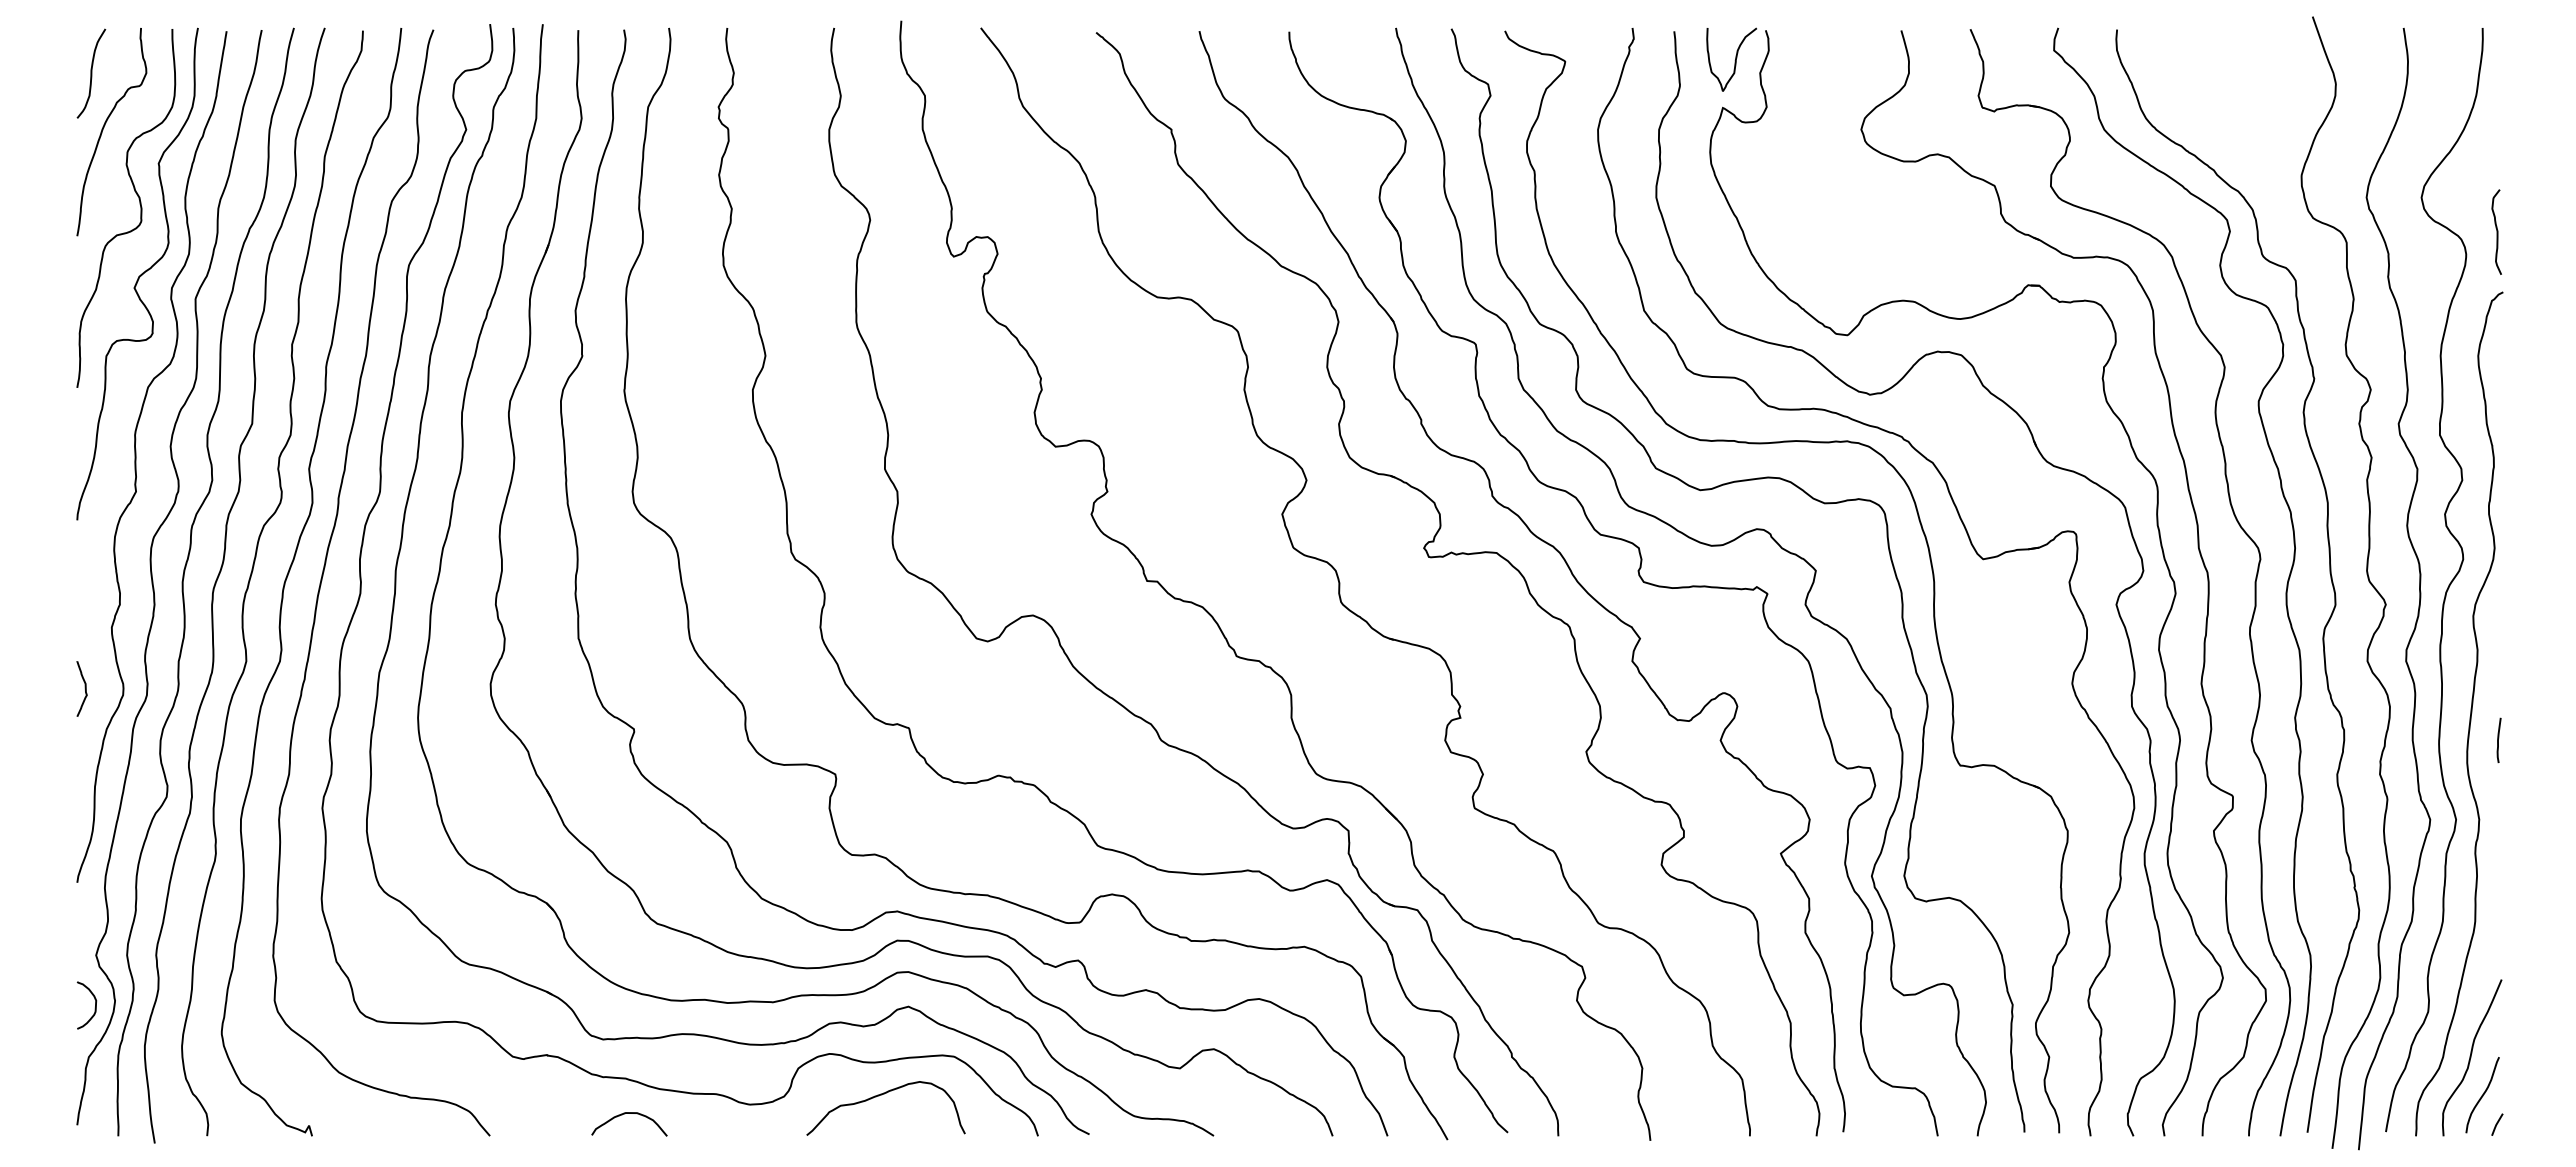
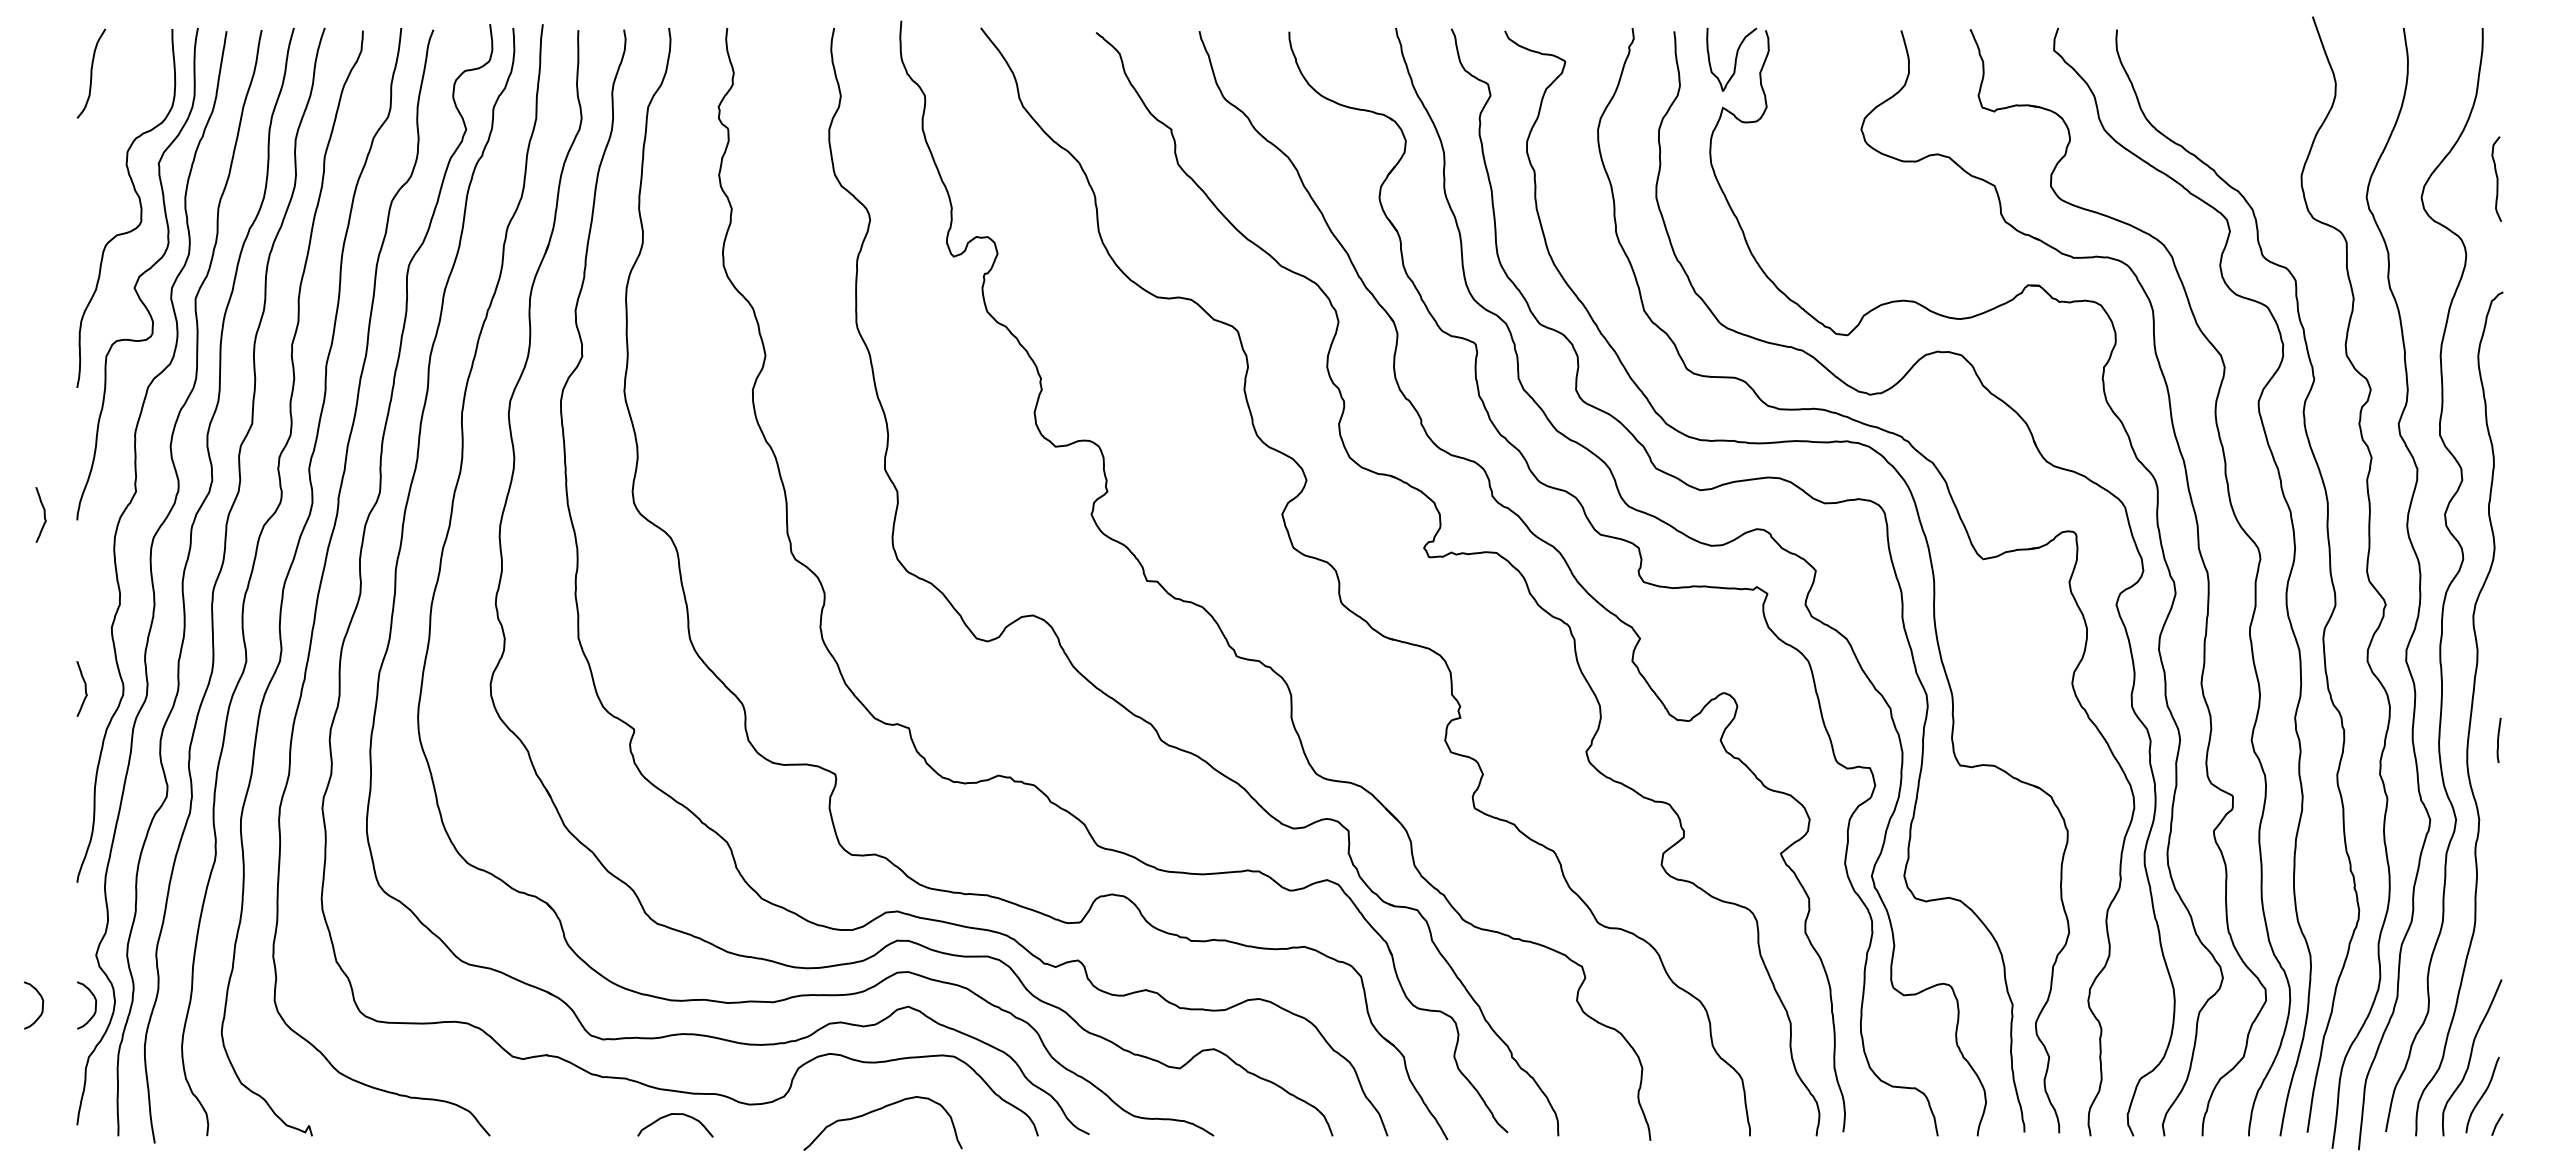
curve: present -> none (103, 130)
curve position: (2496, 231) -> (2496, 178) (2496, 178)
curve: none -> present (43, 514)
curve: none -> present (41, 1008)
curve position: (879, 1096) -> (876, 1111) (876, 1111)
curve position: (629, 1113) -> (675, 1114) (675, 1114)
